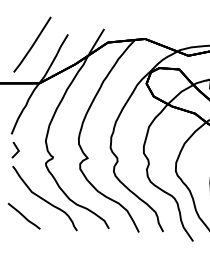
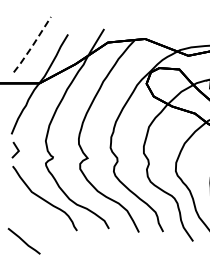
line: solid -> dashed (32, 45)
line position: (23, 215) -> (23, 240) (23, 240)
